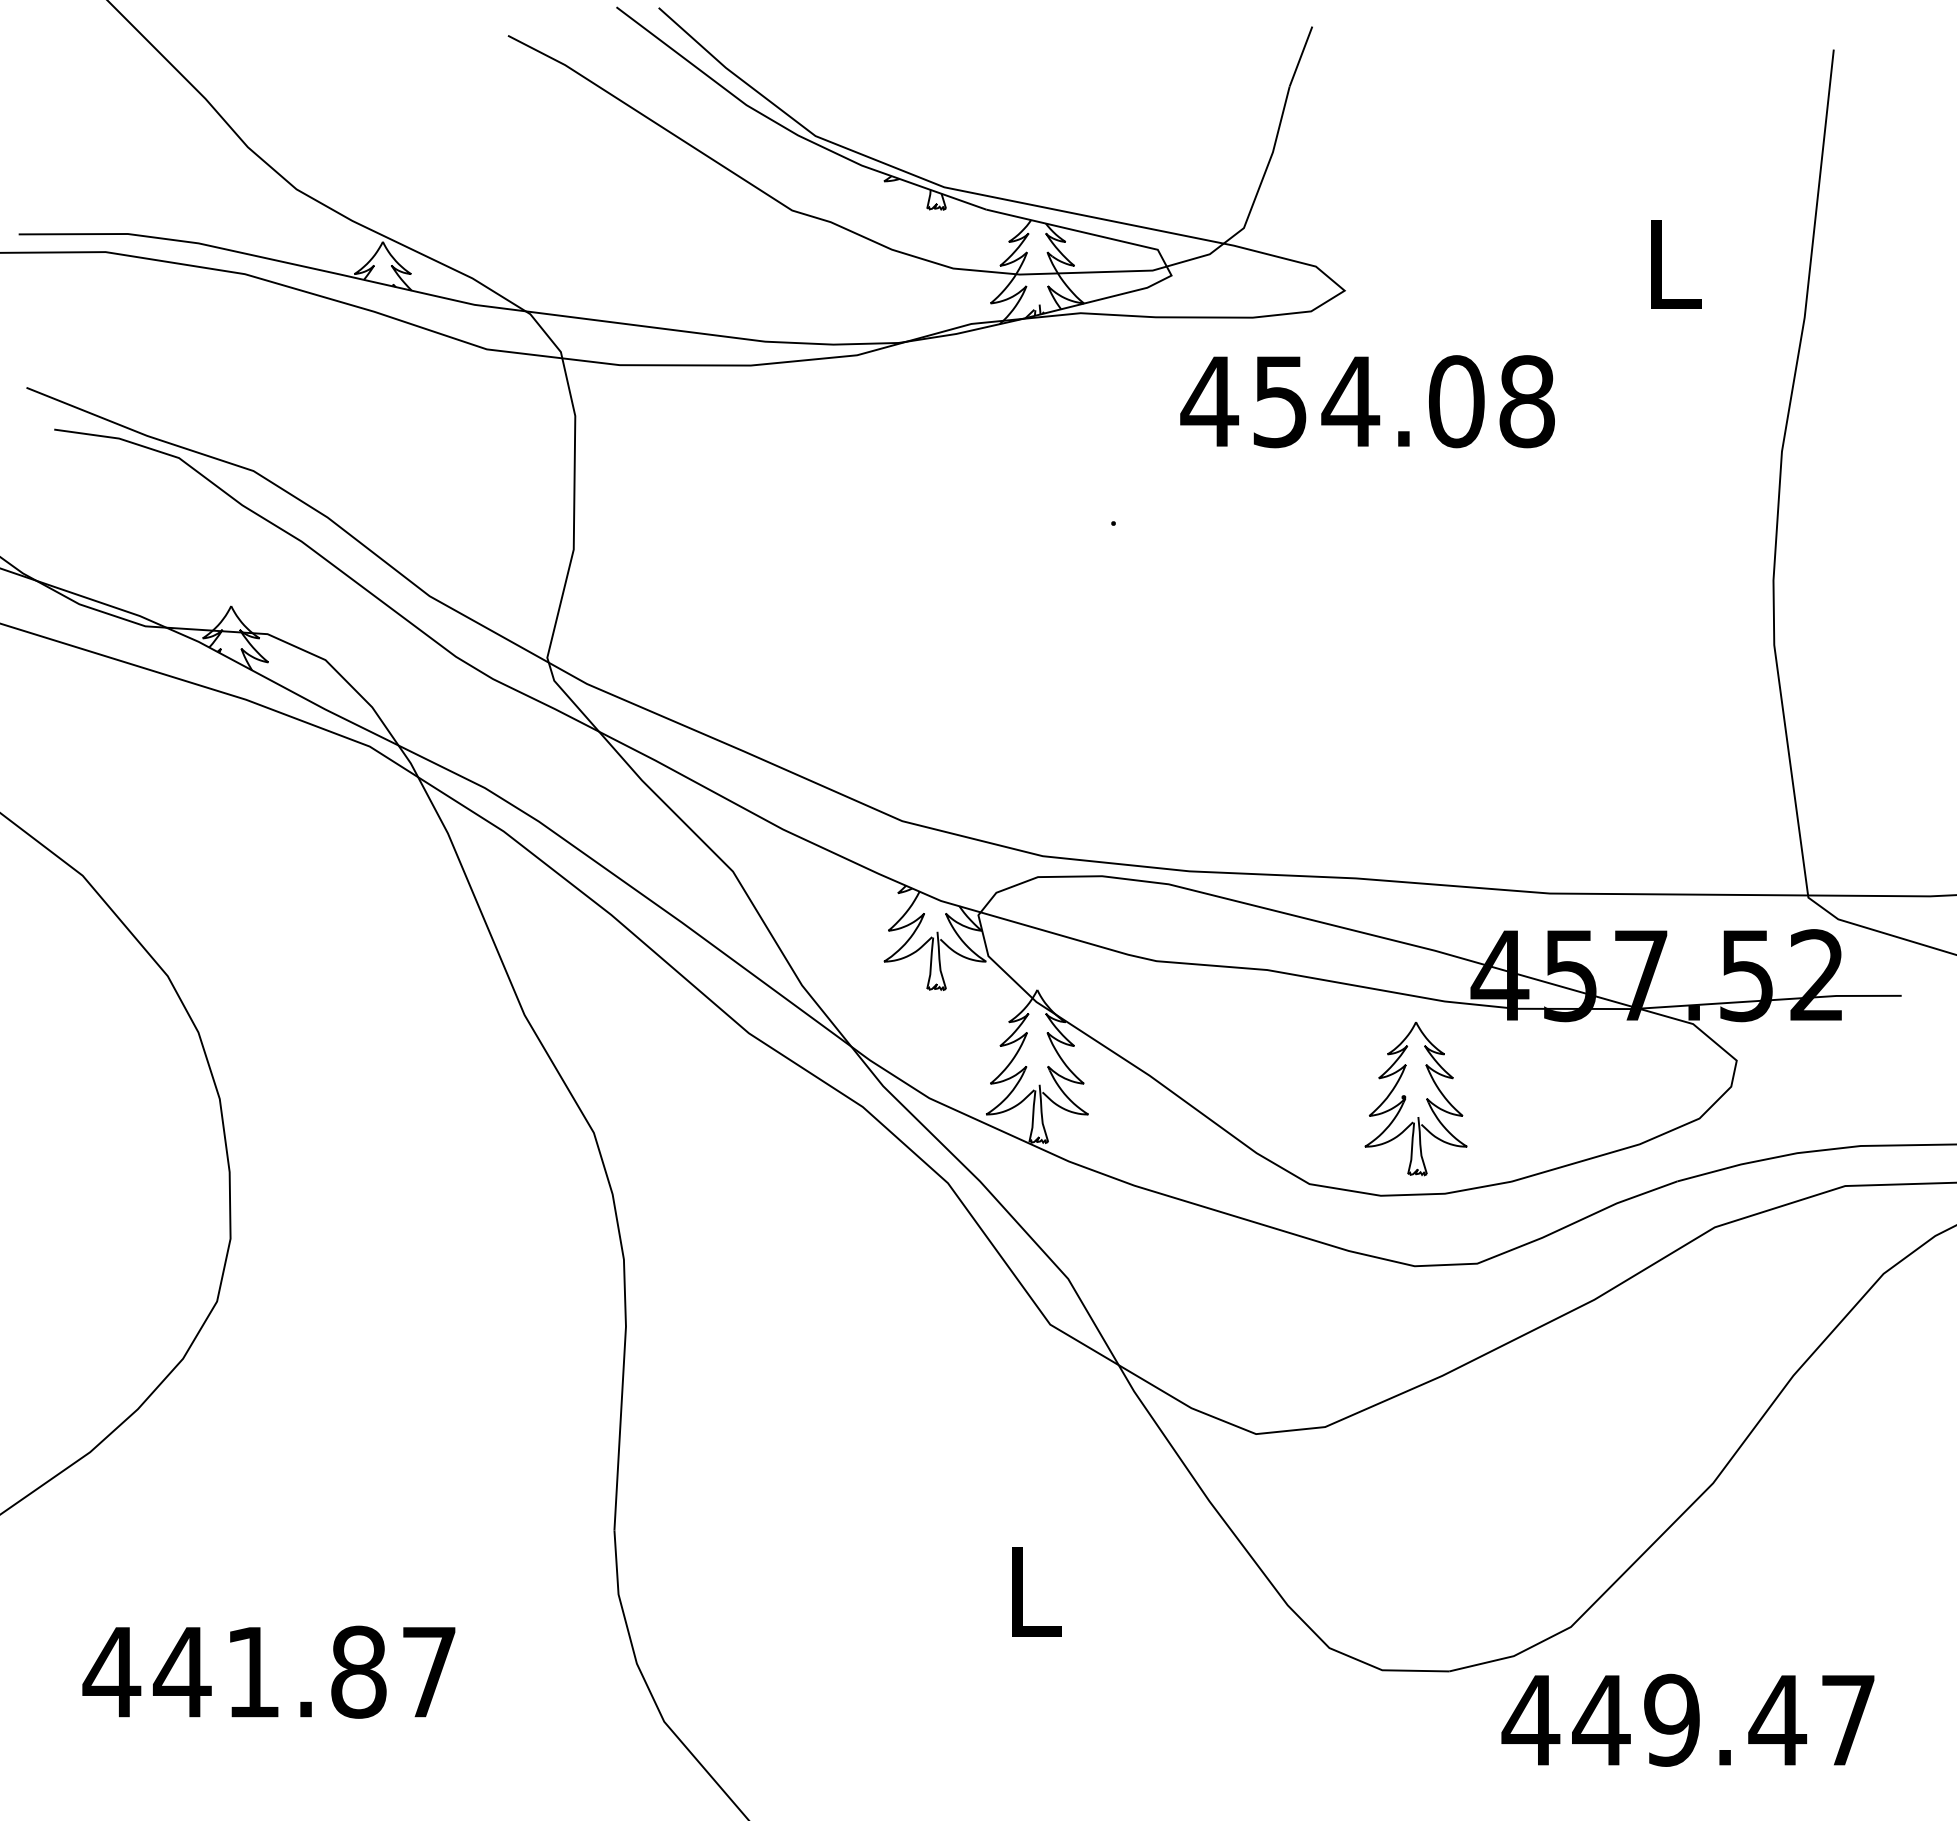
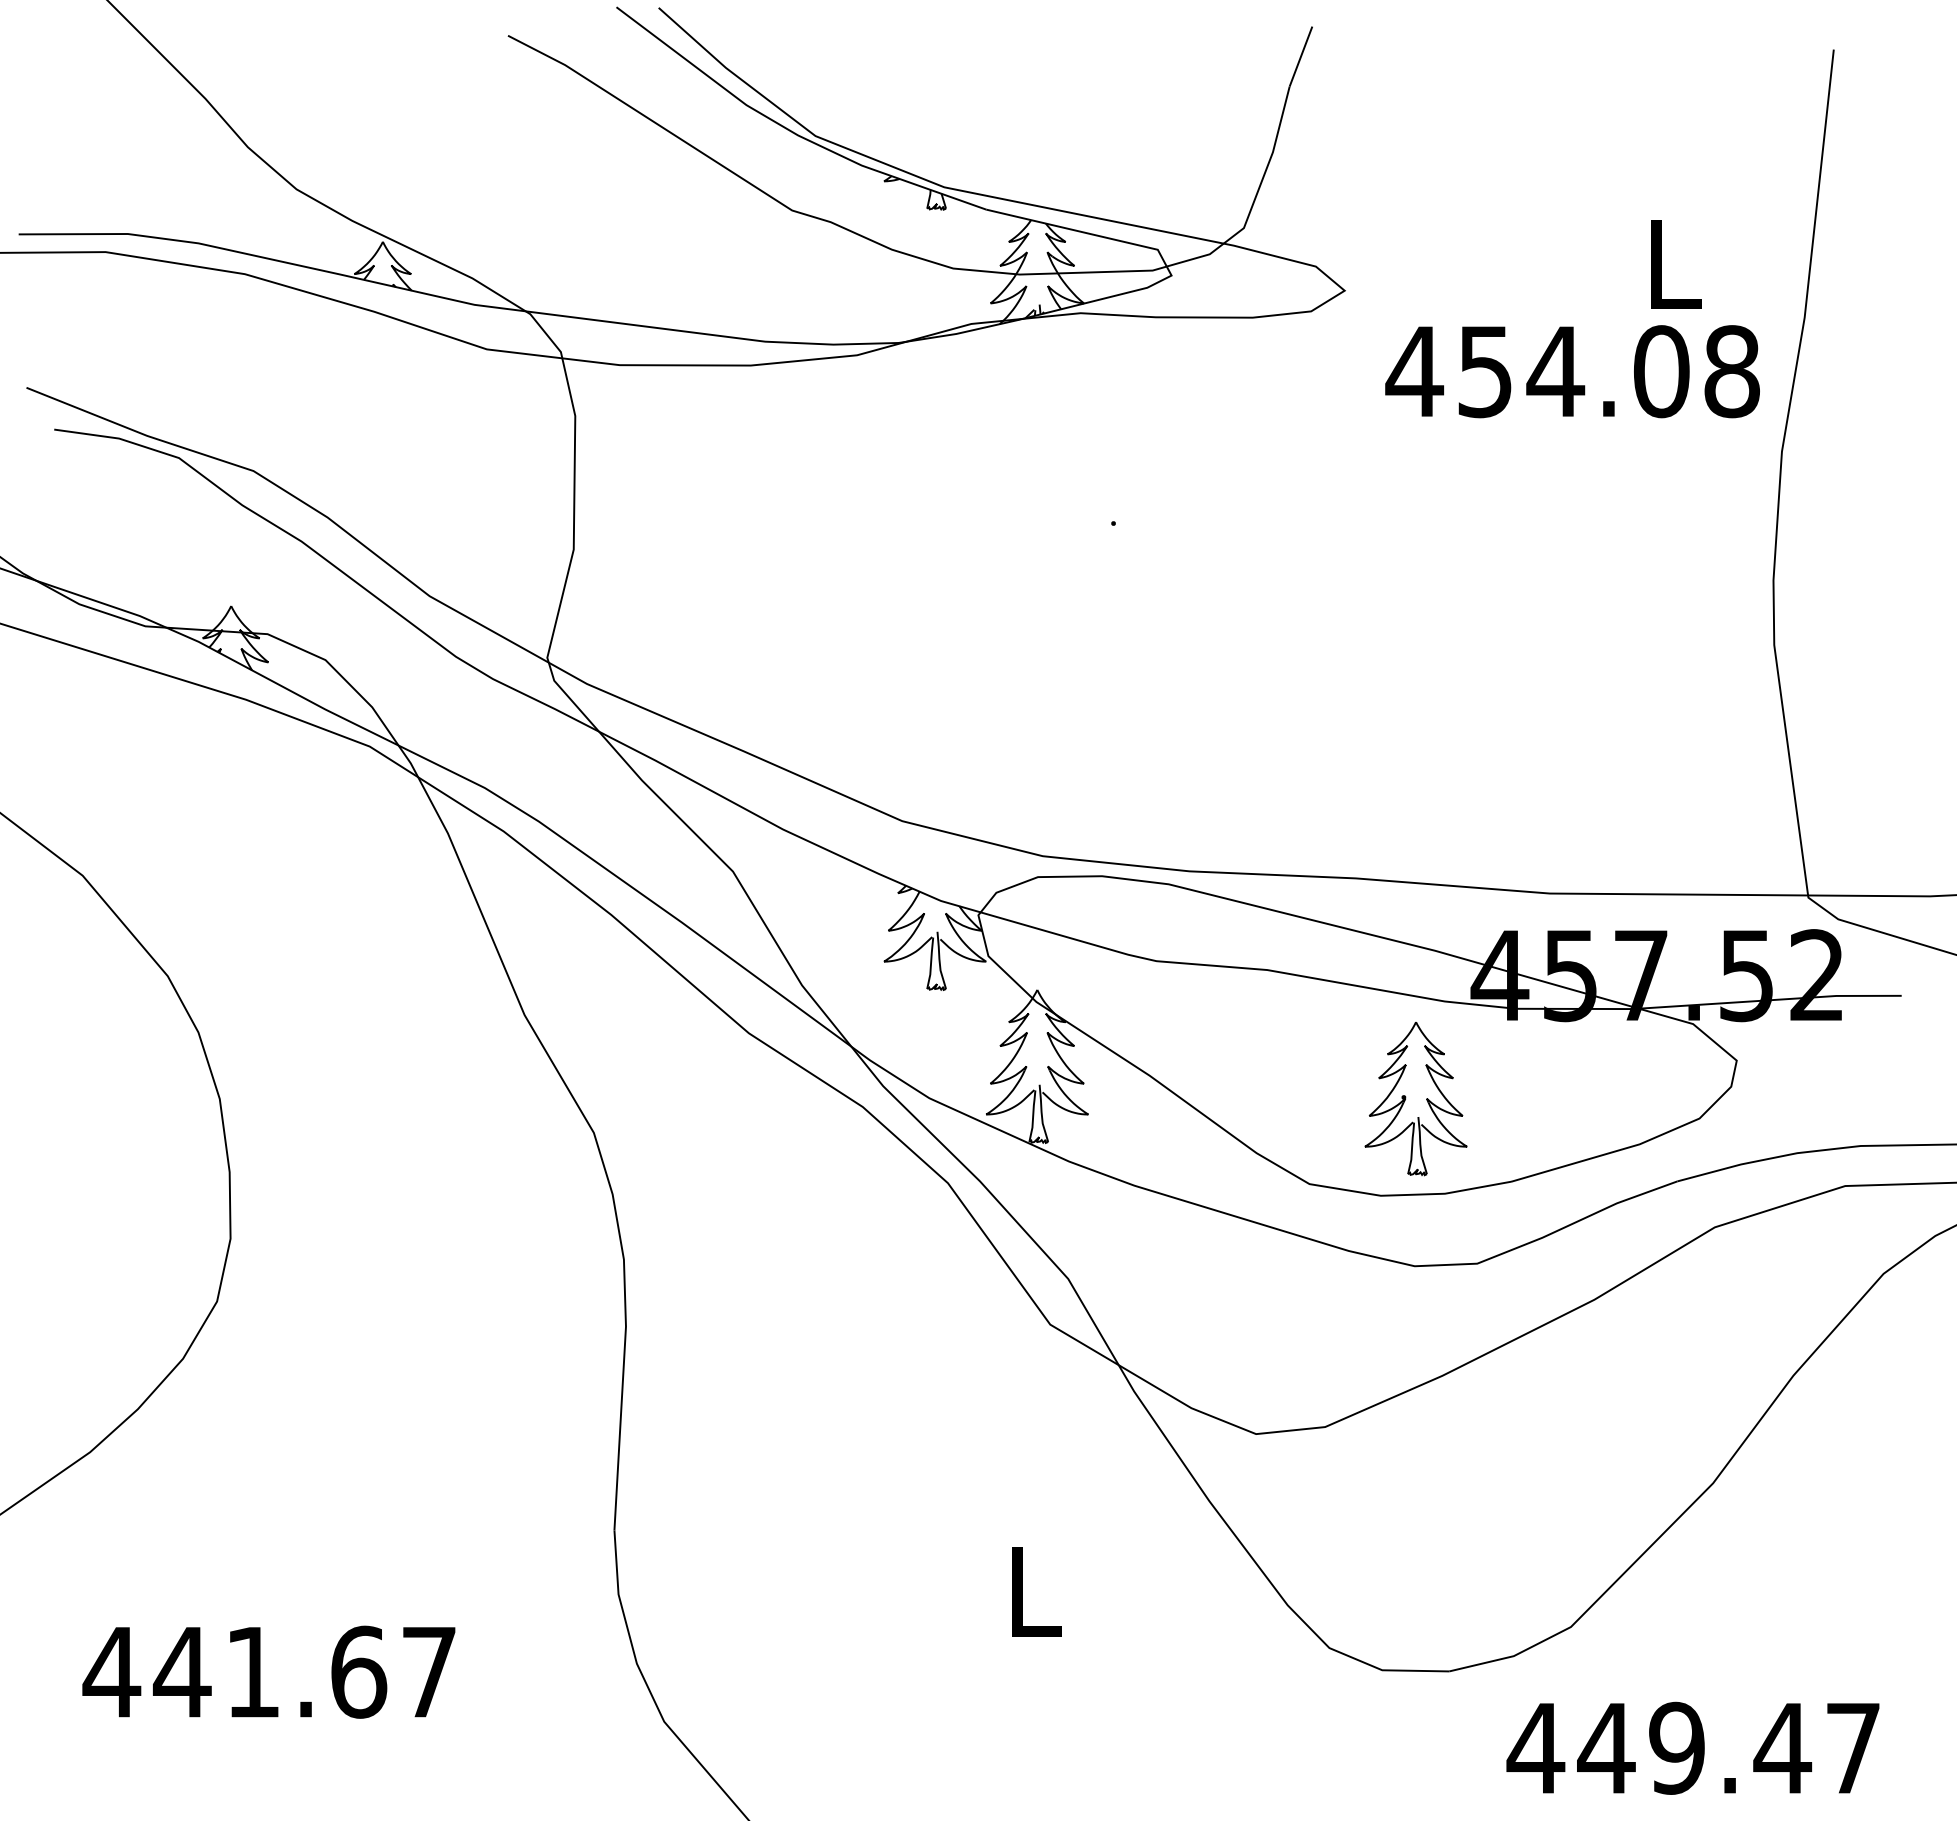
text position: (1367, 401) -> (1572, 371) (1572, 371)
text: 441.87 -> 441.67 (359, 1671)
text position: (1687, 1719) -> (1692, 1747) (1692, 1747)
